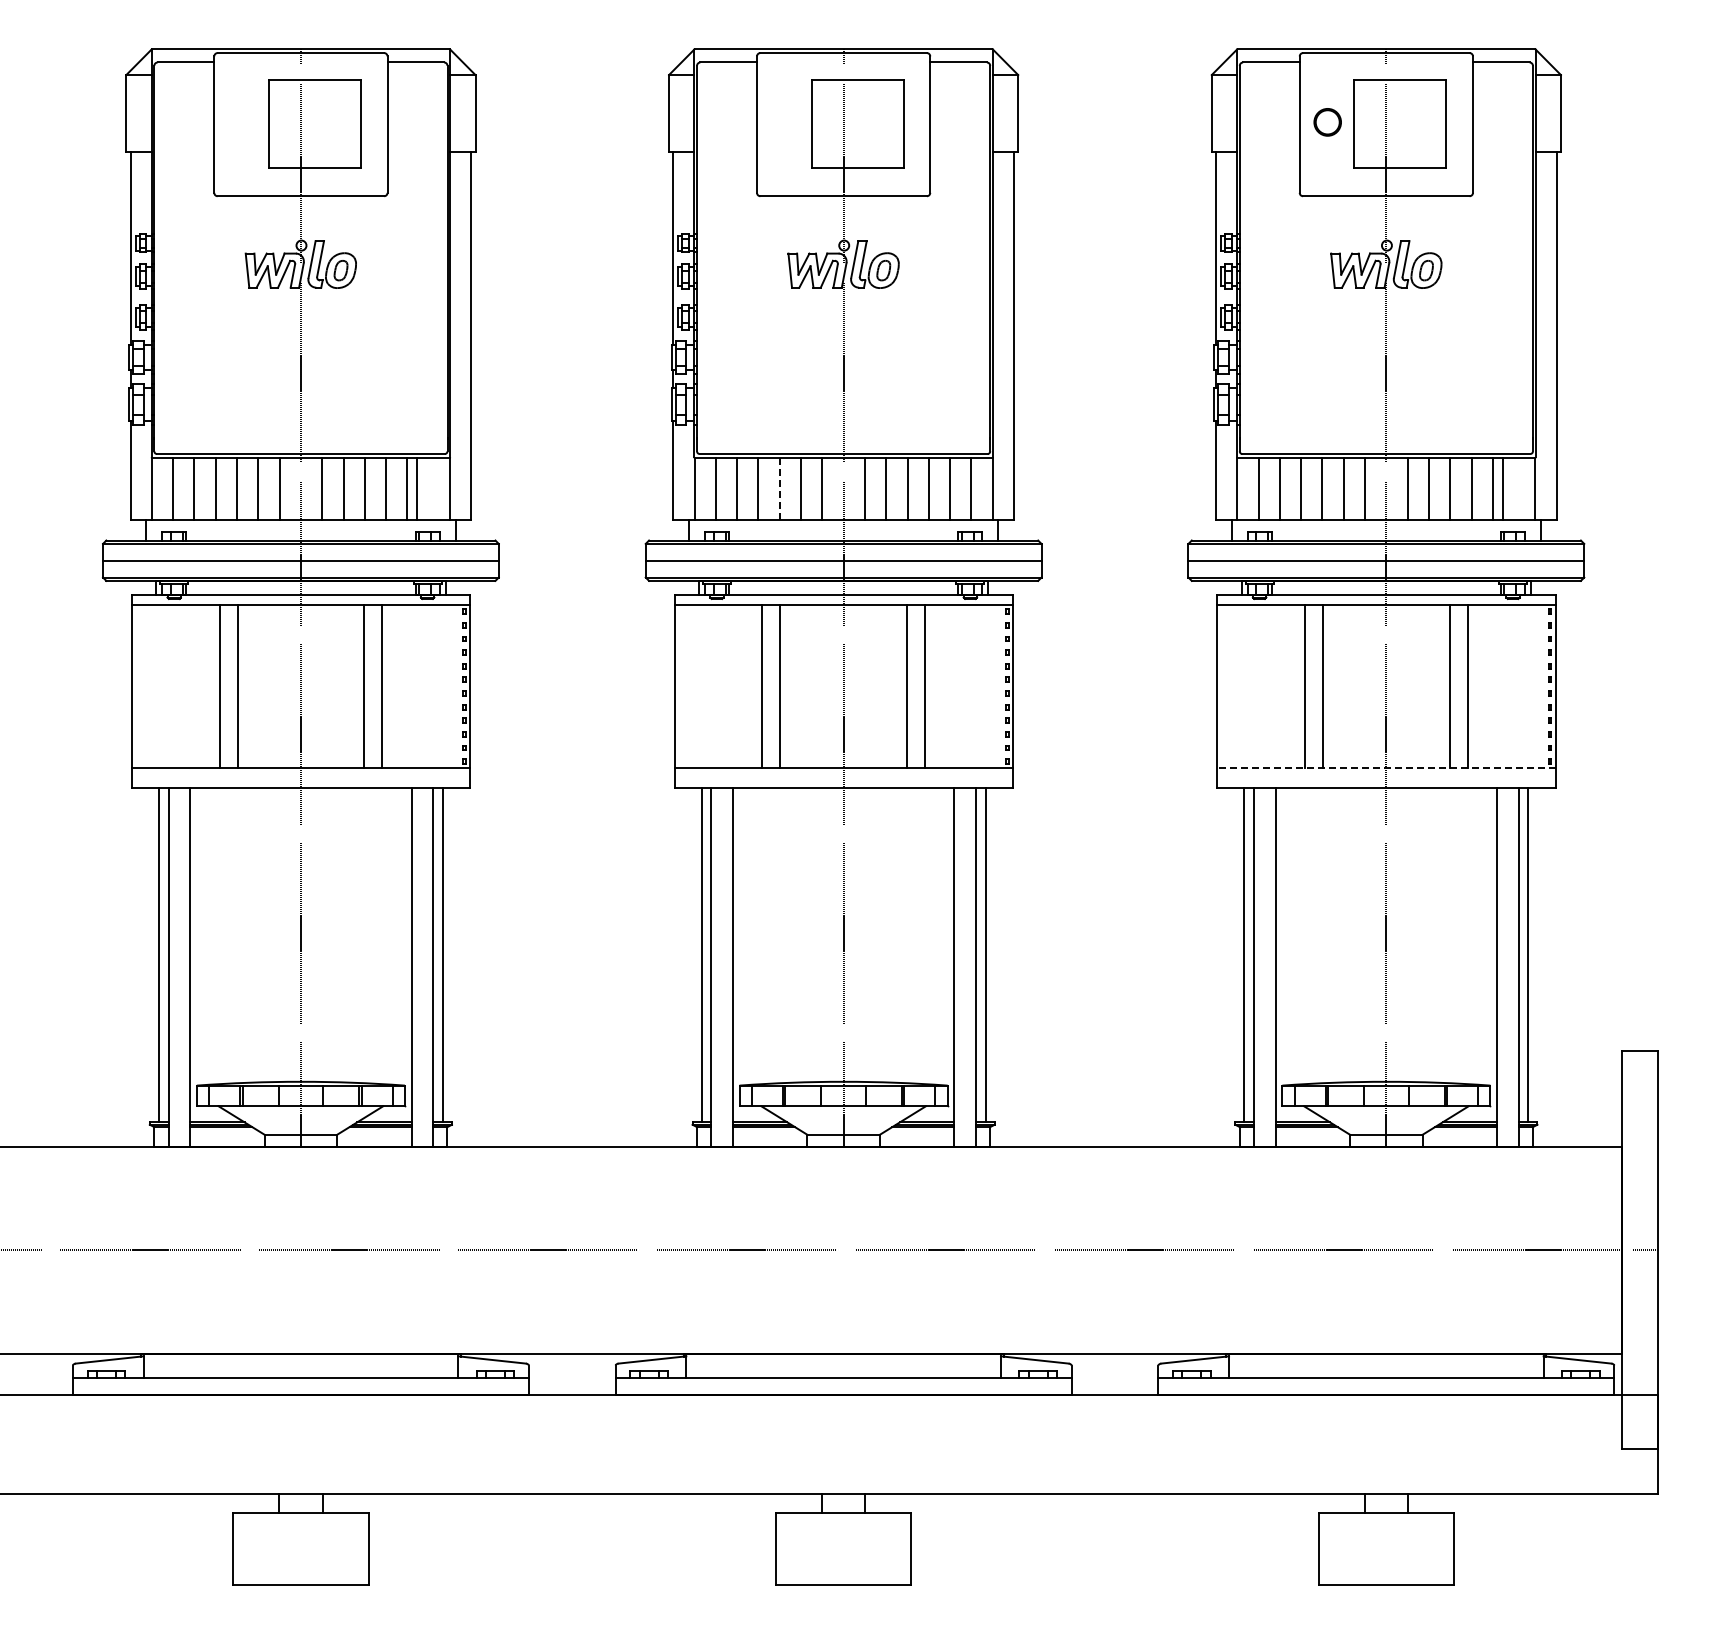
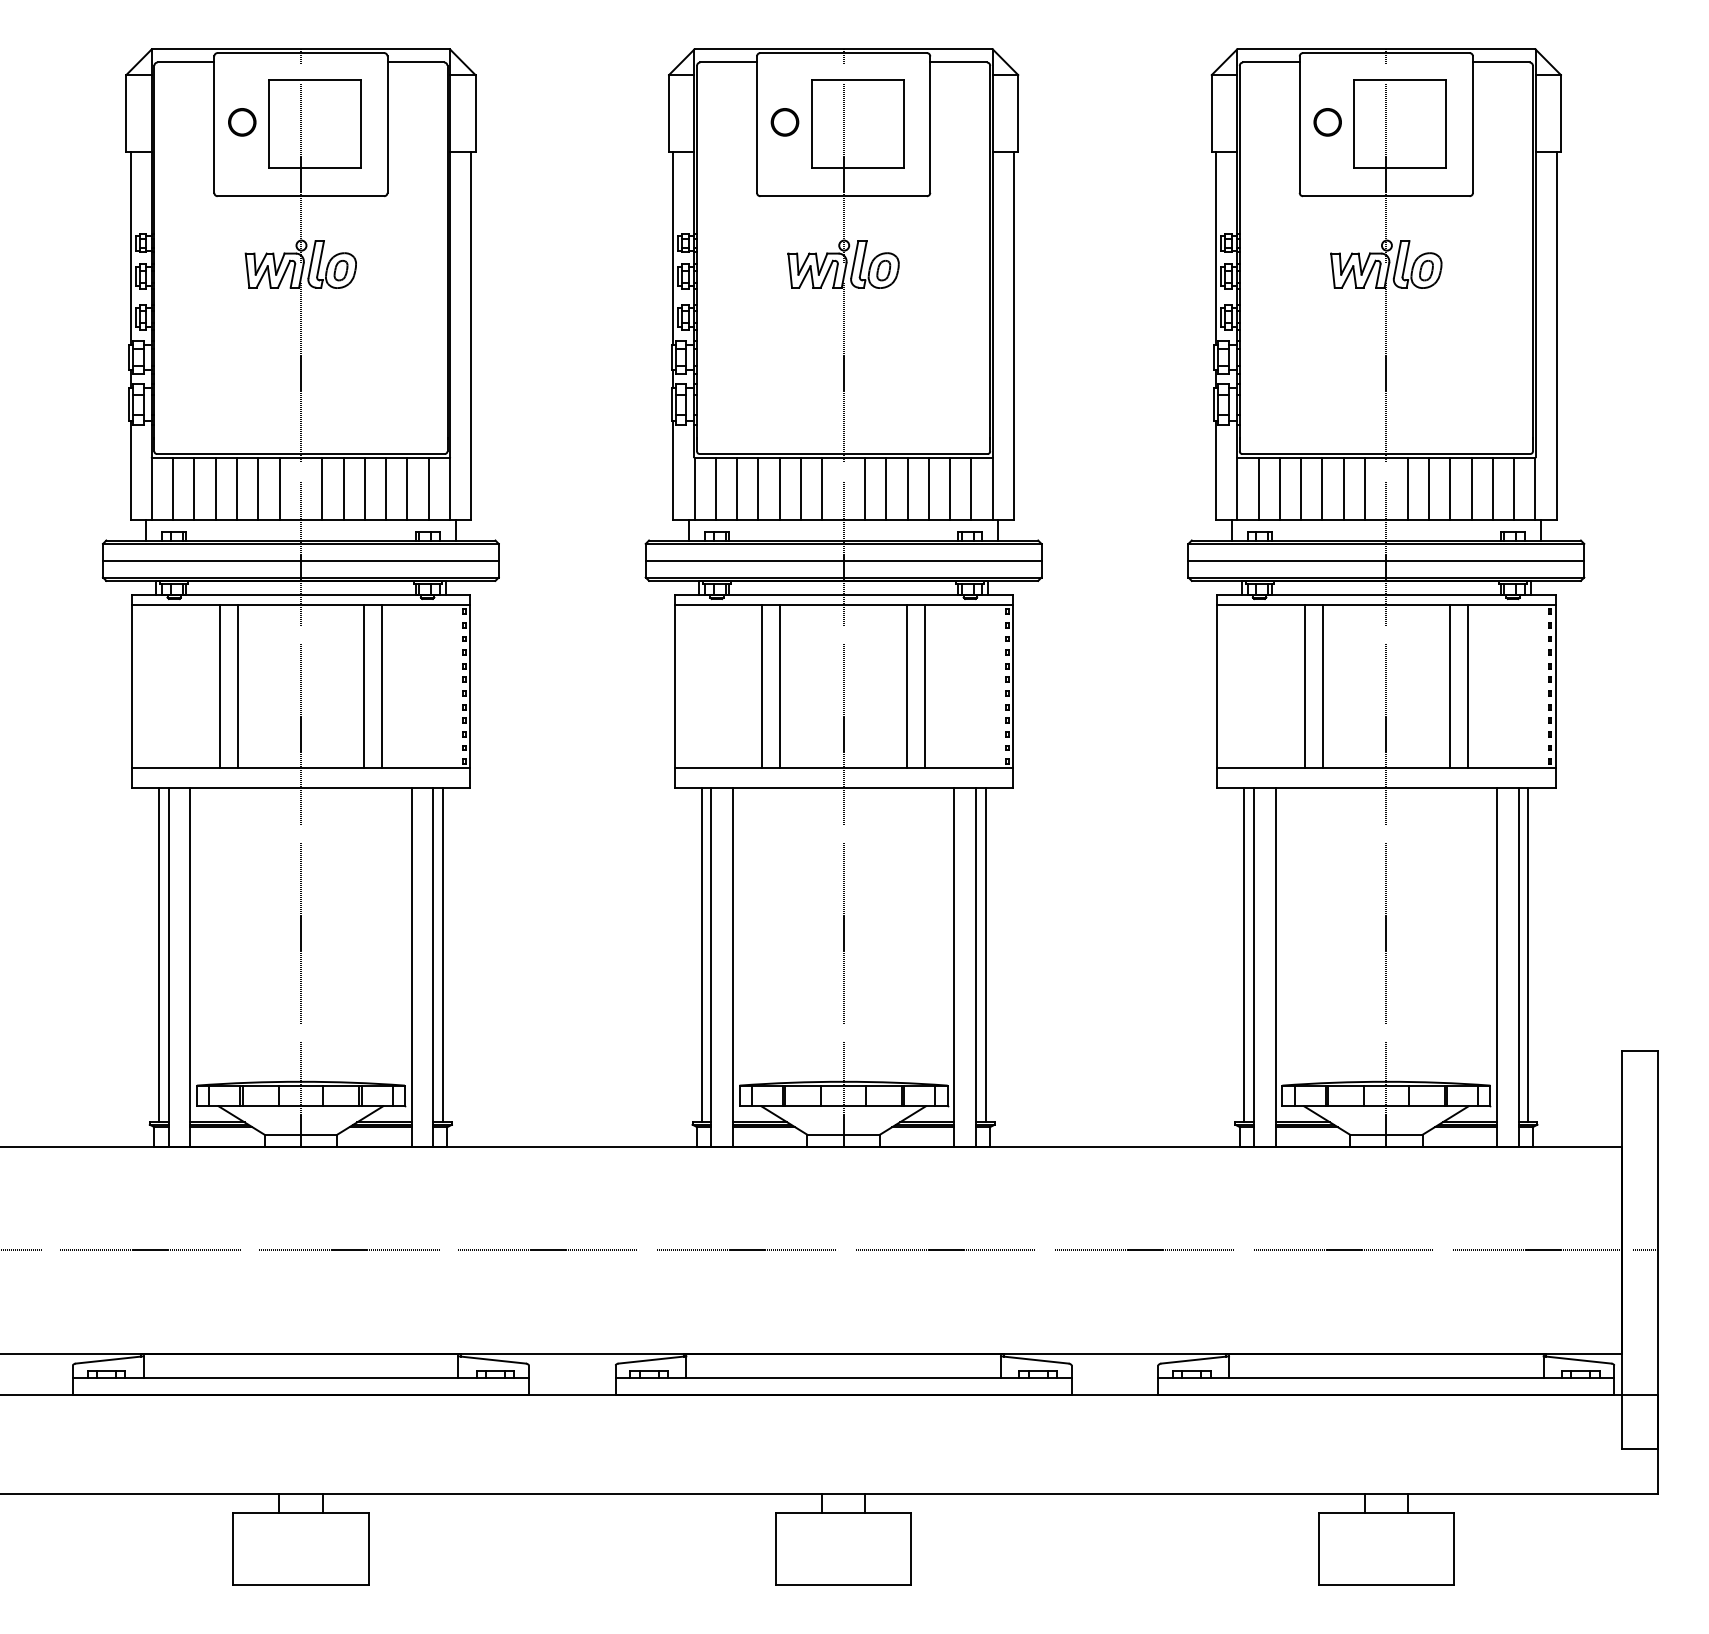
part: none -> present (242, 122)
part: none -> present (784, 122)
line position: (416, 489) -> (428, 489) (428, 489)
line: dashed -> solid (779, 489)
line position: (1503, 489) -> (1514, 489) (1514, 489)
line: dashed -> solid (1385, 768)
